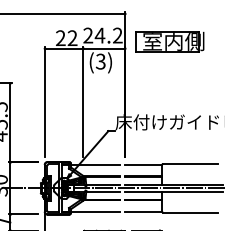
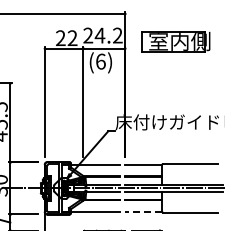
part position: (169, 41) -> (175, 41) (175, 41)
text: (3) -> (6) (100, 61)
line: solid -> dashed (142, 211)
